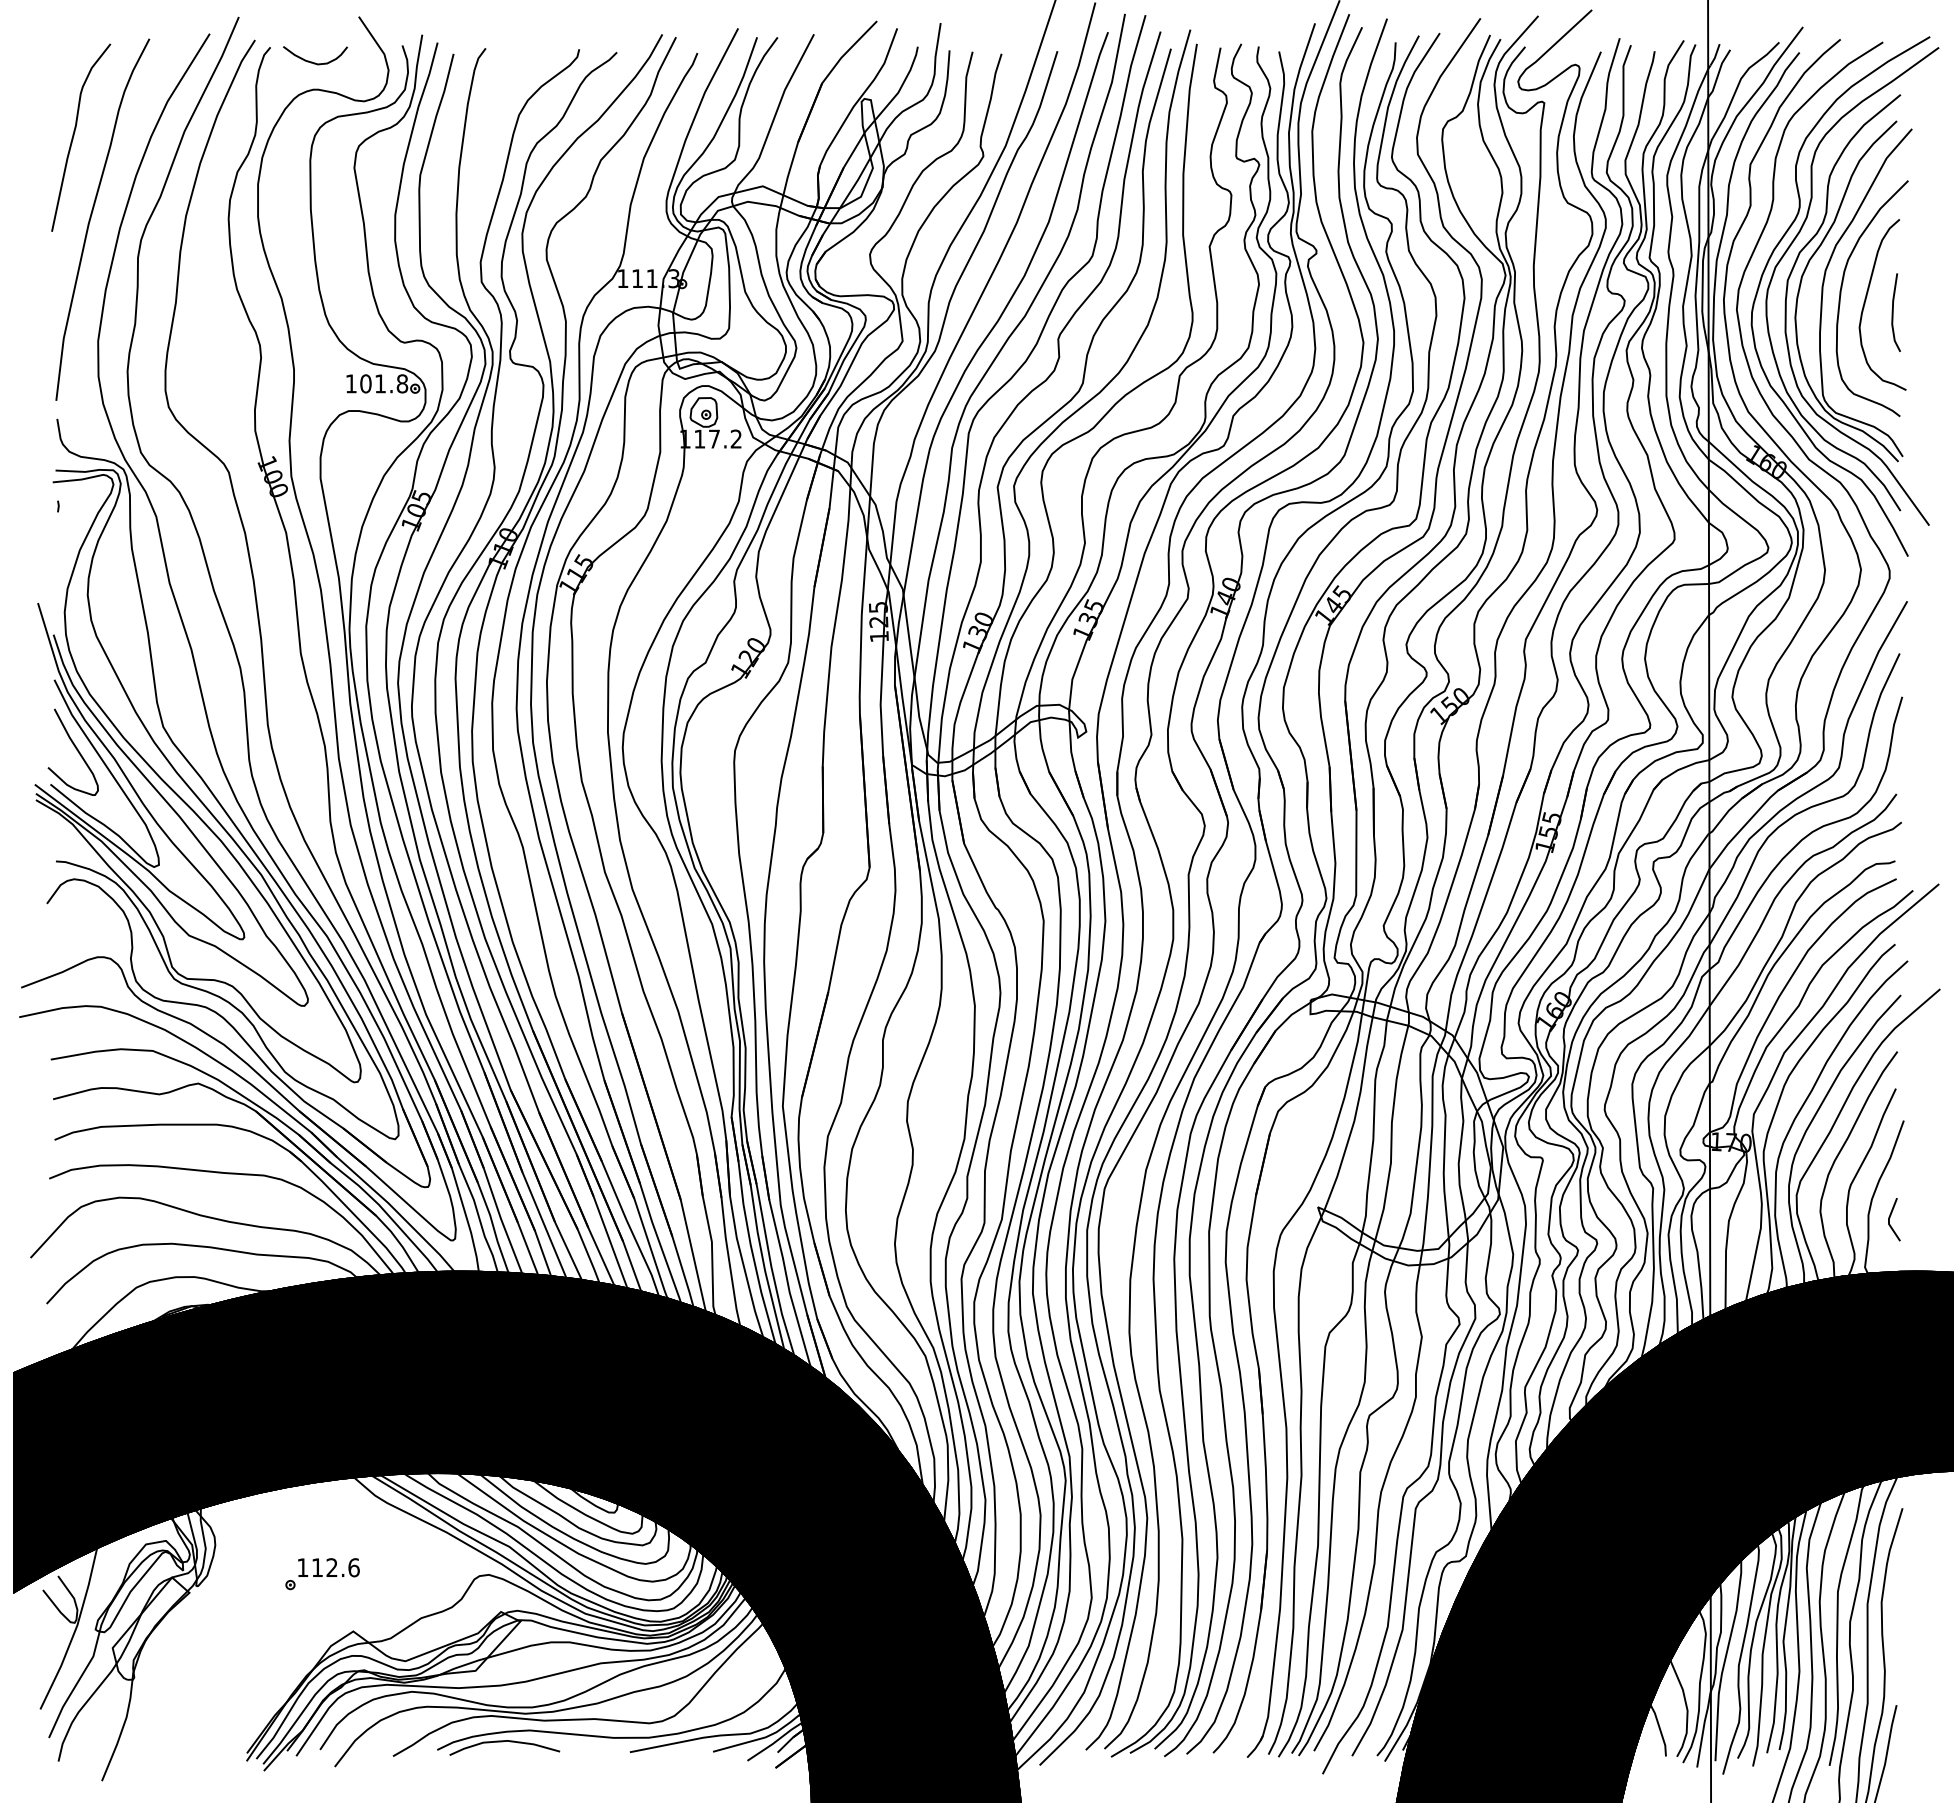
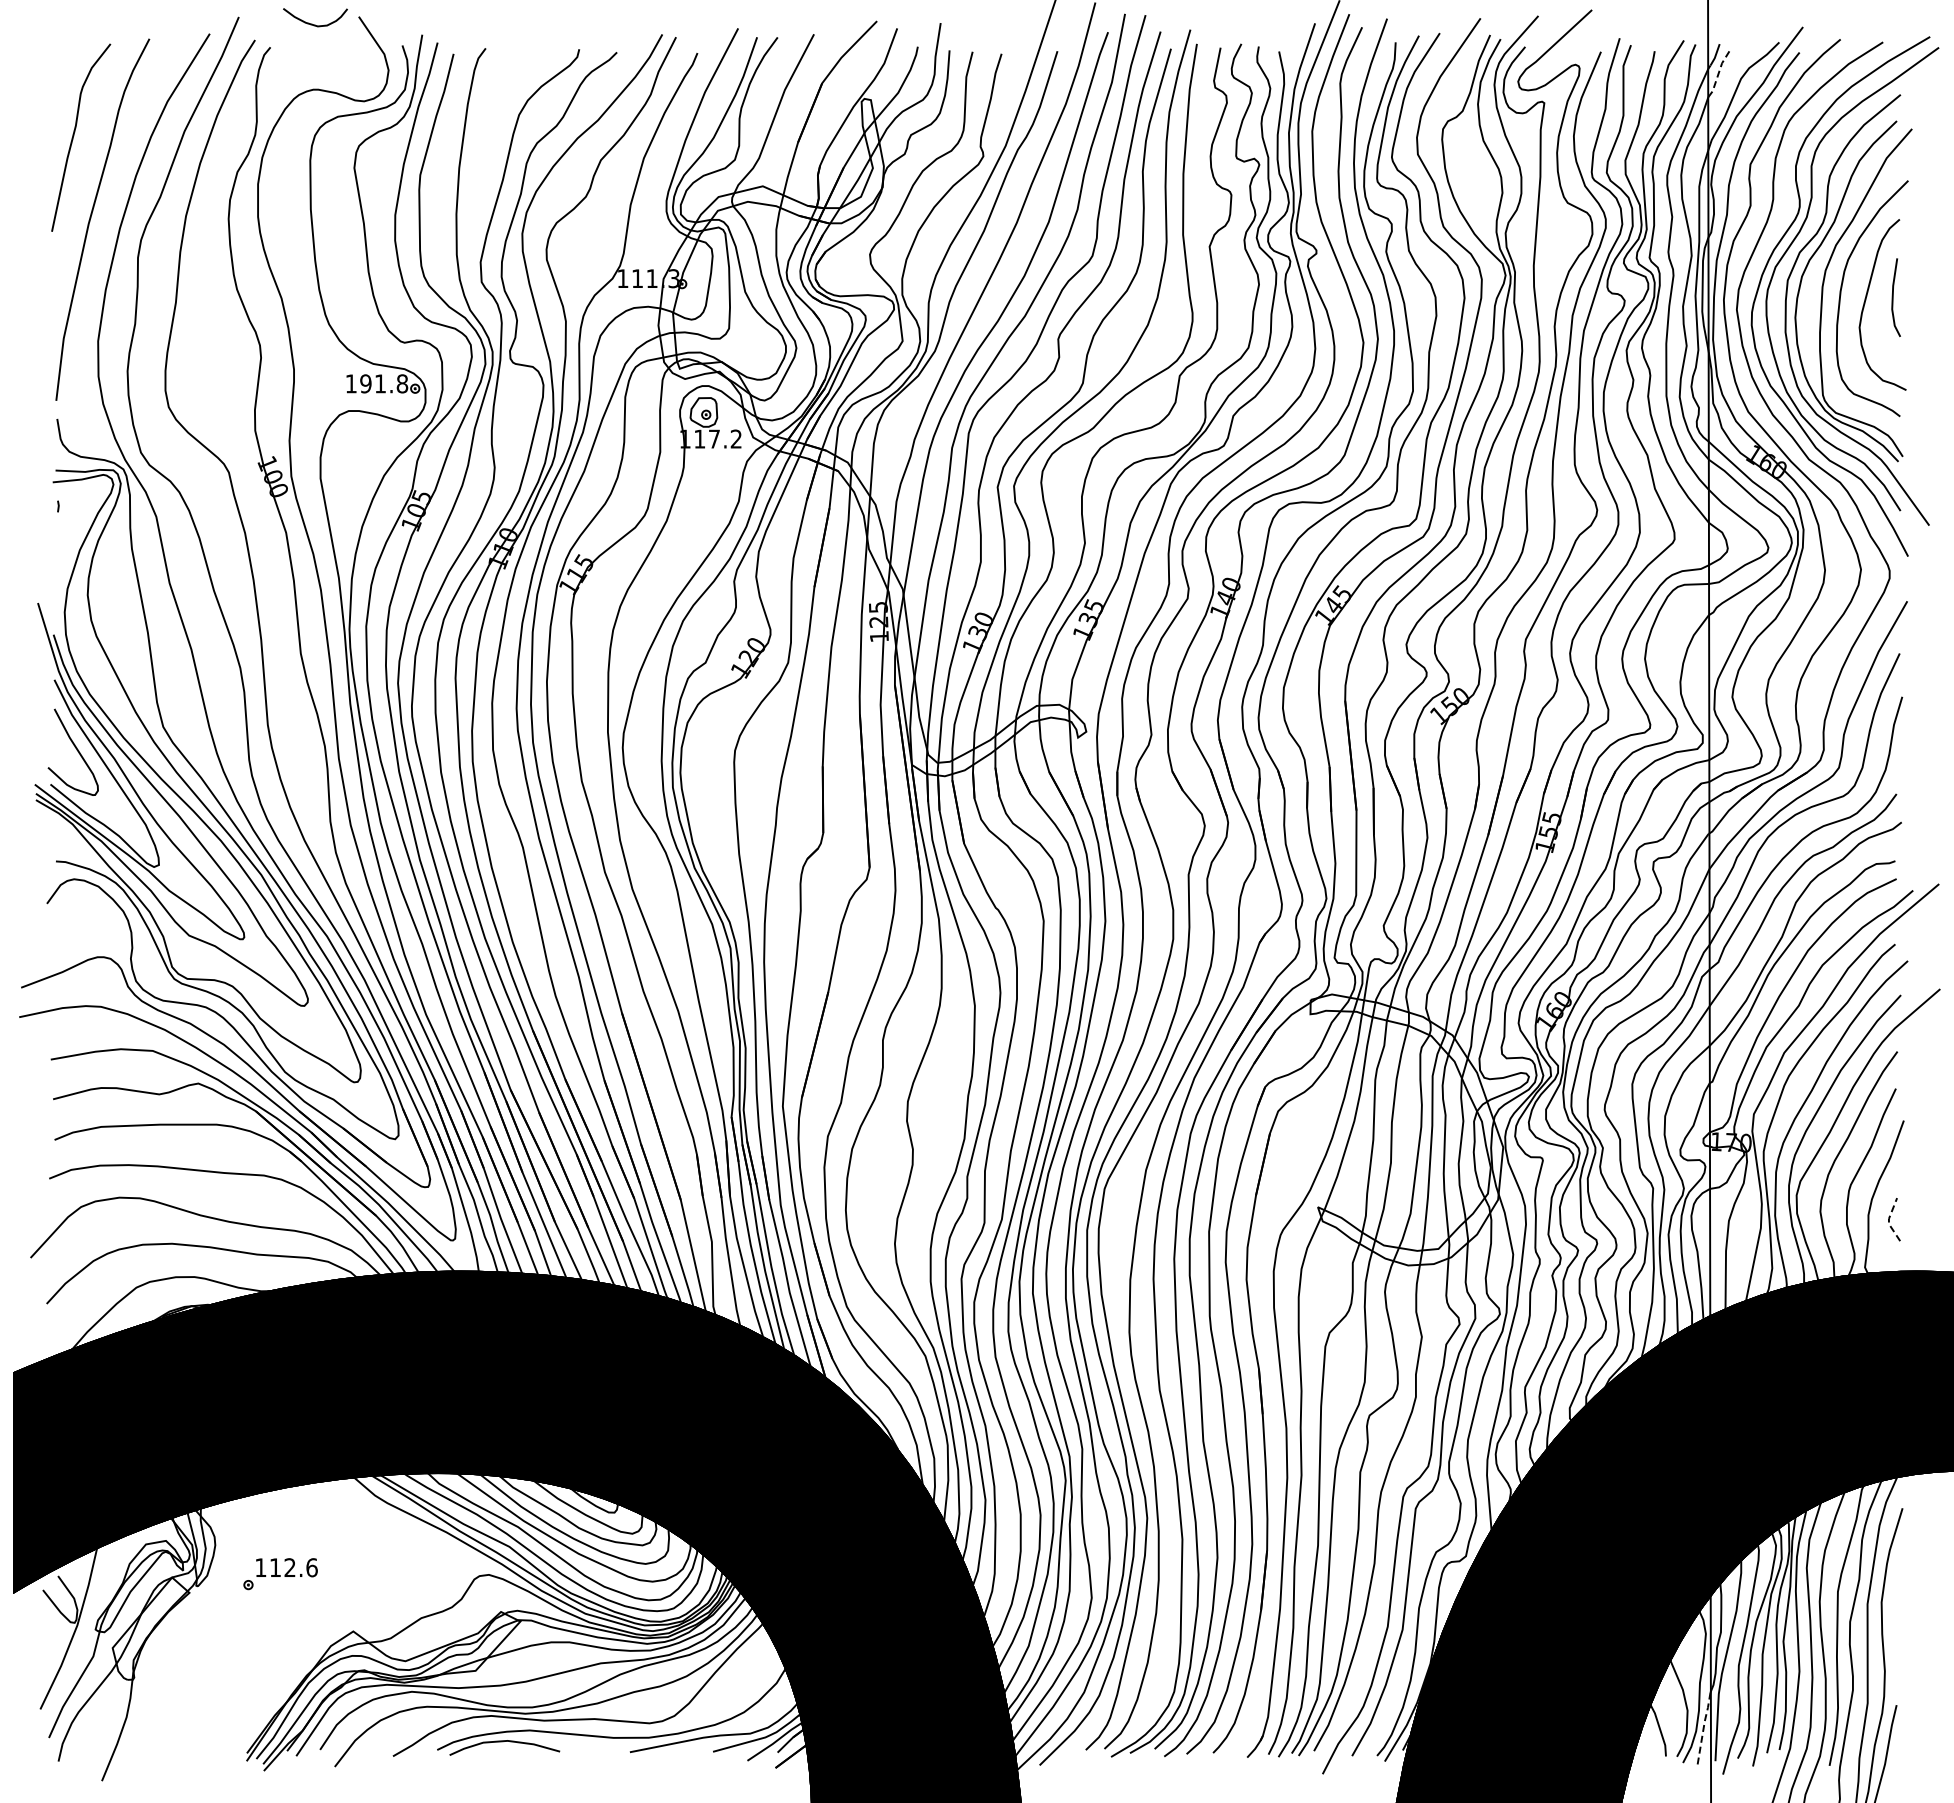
curve position: (312, 61) -> (312, 23) (312, 23)
line: solid -> dashed (1718, 73)
line position: (1893, 312) -> (1893, 297) (1893, 297)
text: 101.8 -> 191.8 (365, 383)
line: solid -> dashed (1888, 1220)
part position: (322, 1574) -> (280, 1574) (280, 1574)
line: solid -> dashed (1703, 1729)
